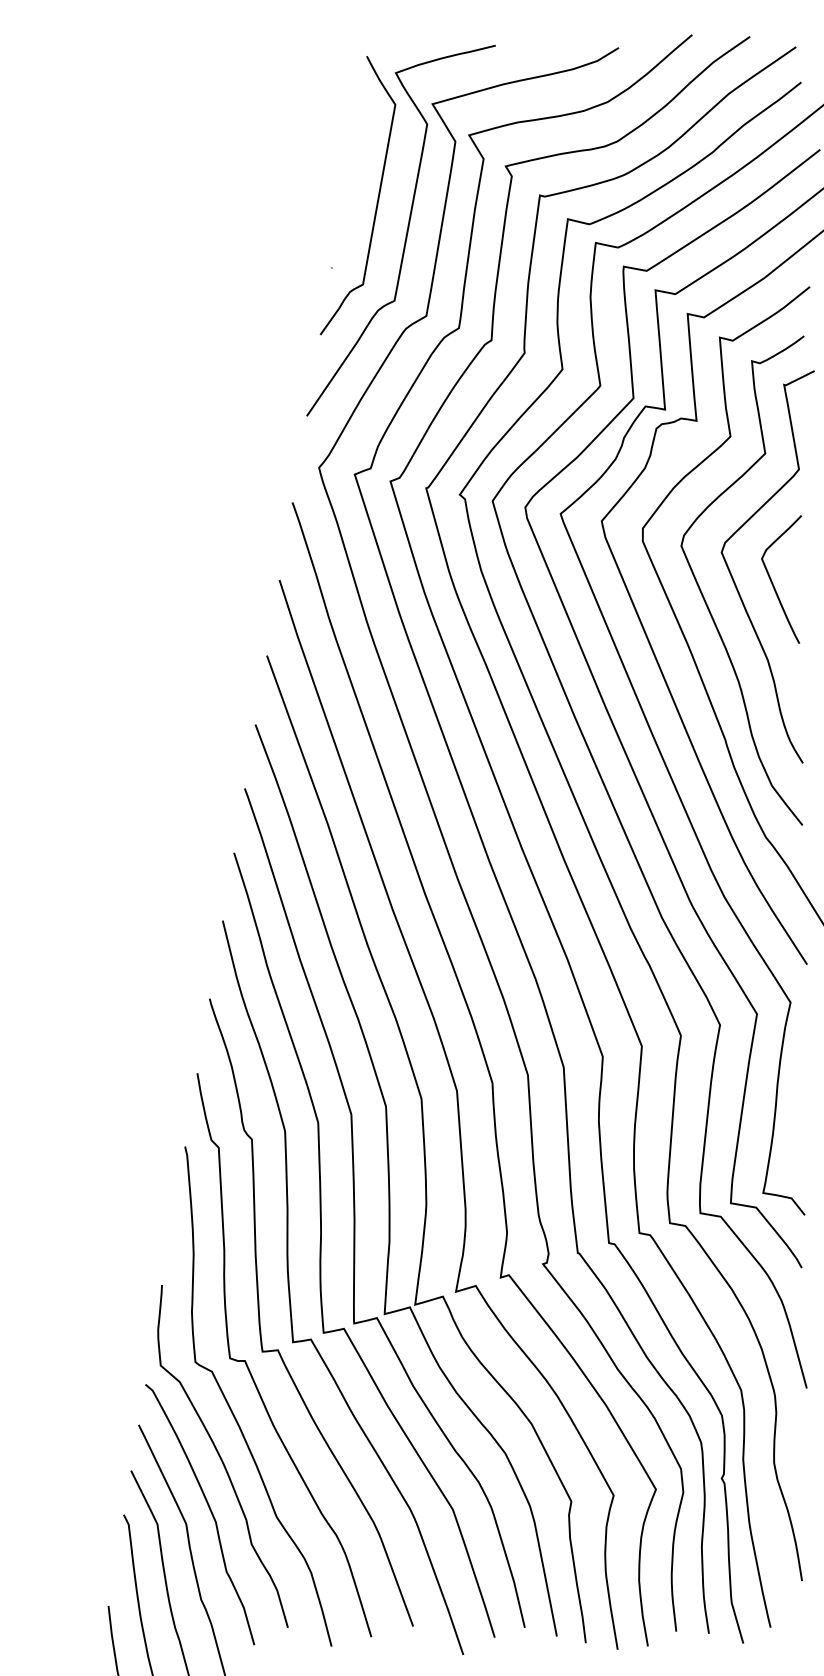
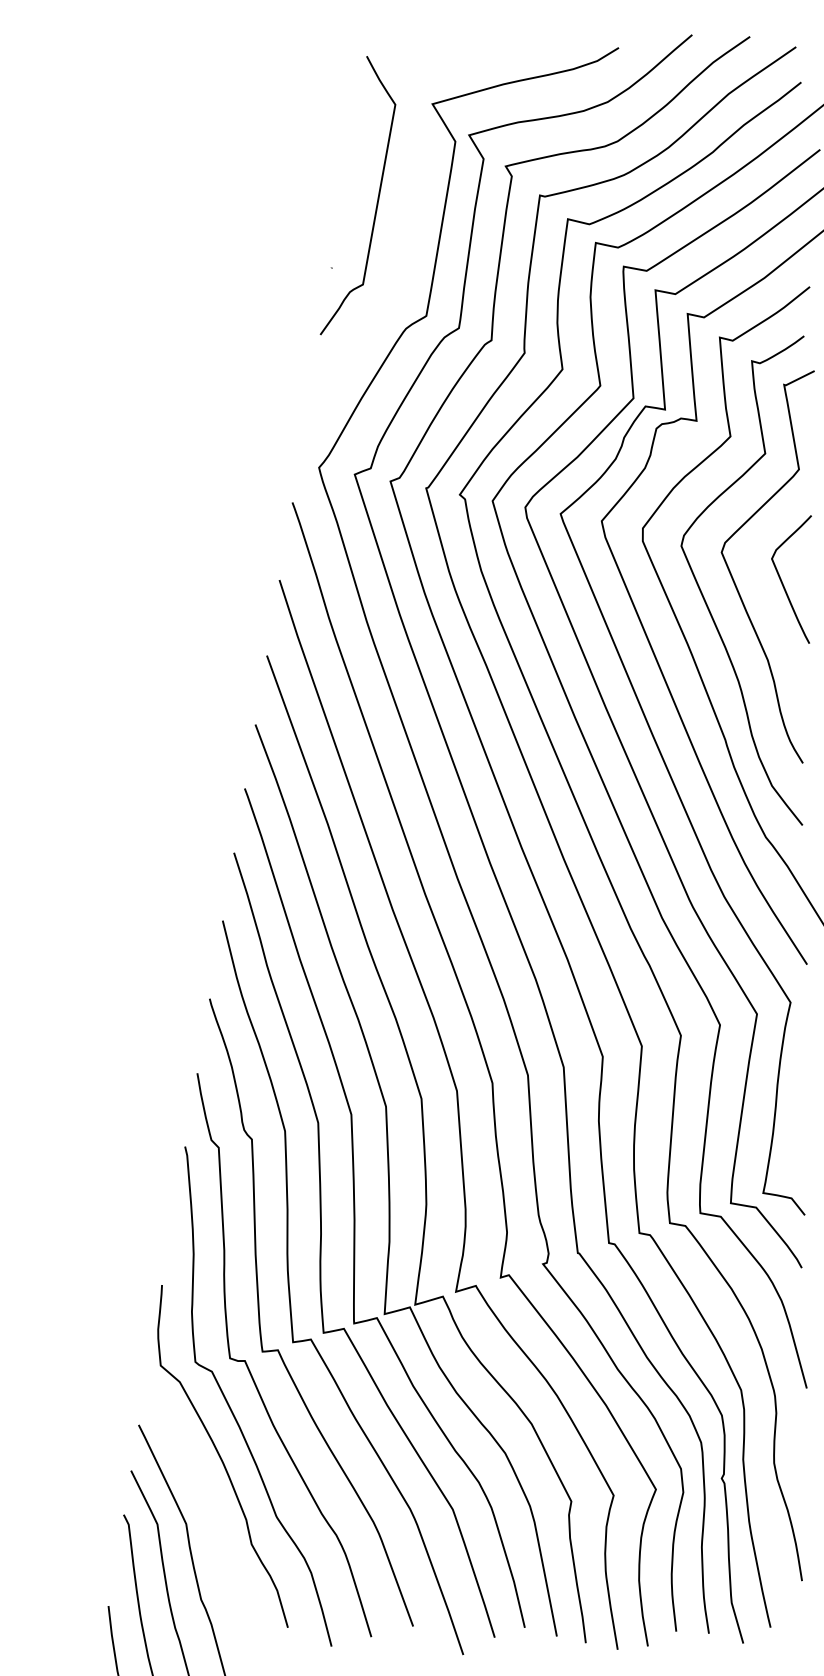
curve: present -> none (406, 230)
curve position: (773, 583) -> (783, 583) (783, 583)
curve: present -> none (209, 1510)
